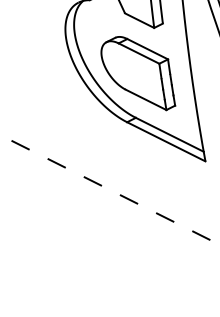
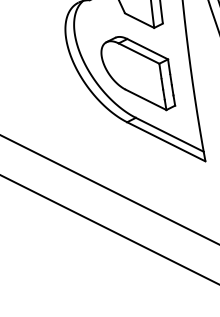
line: dashed -> solid (109, 189)
line: none -> present (109, 229)
